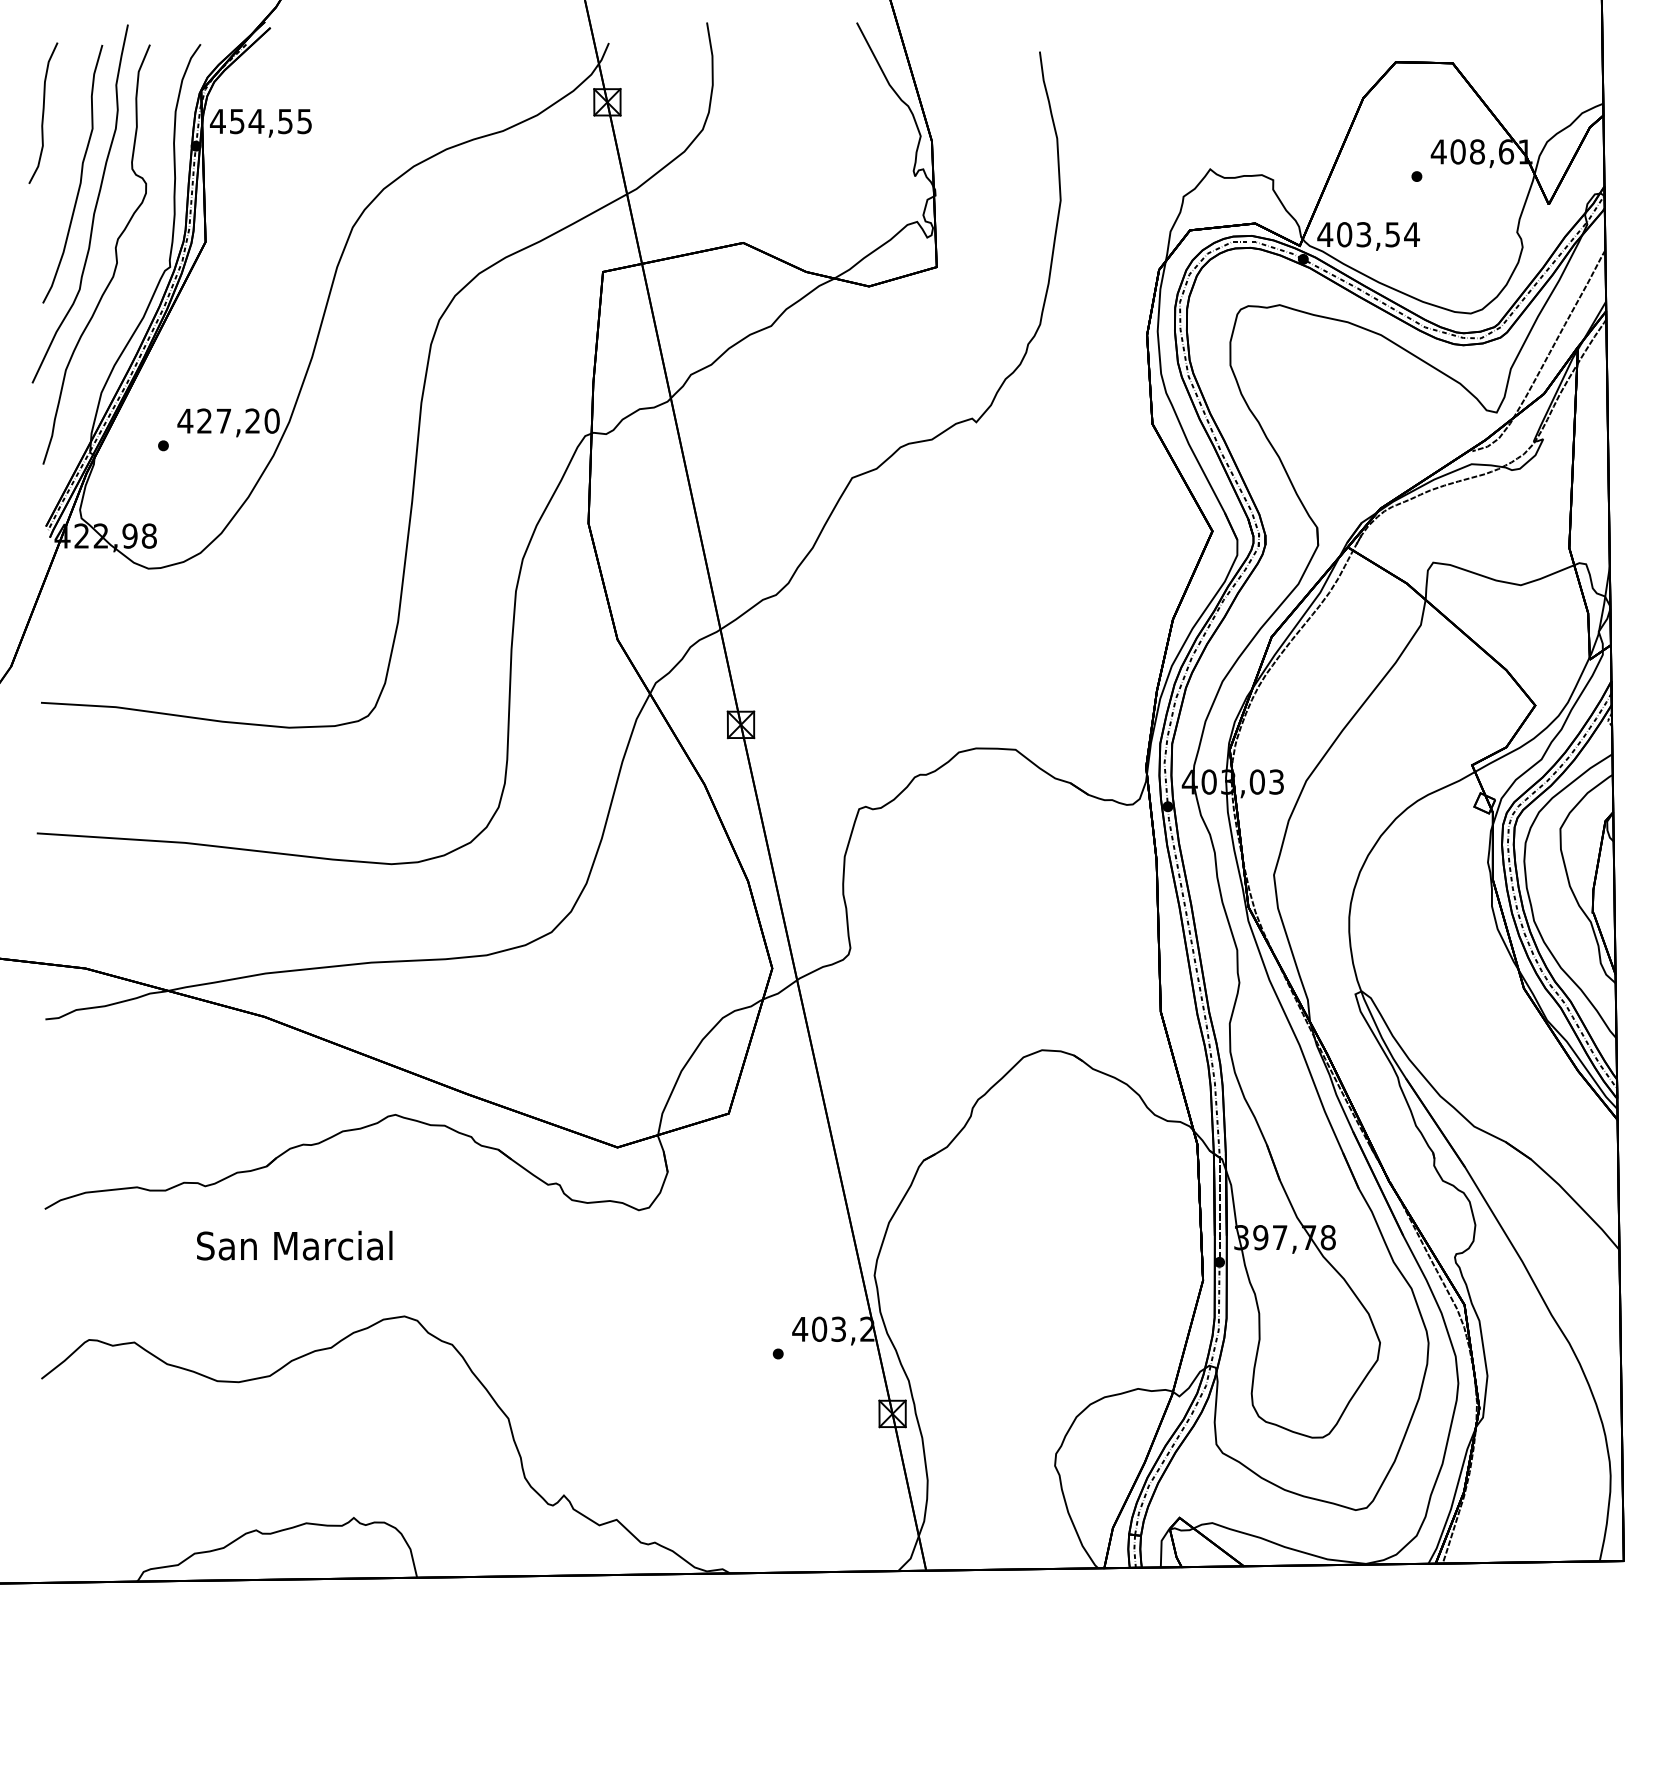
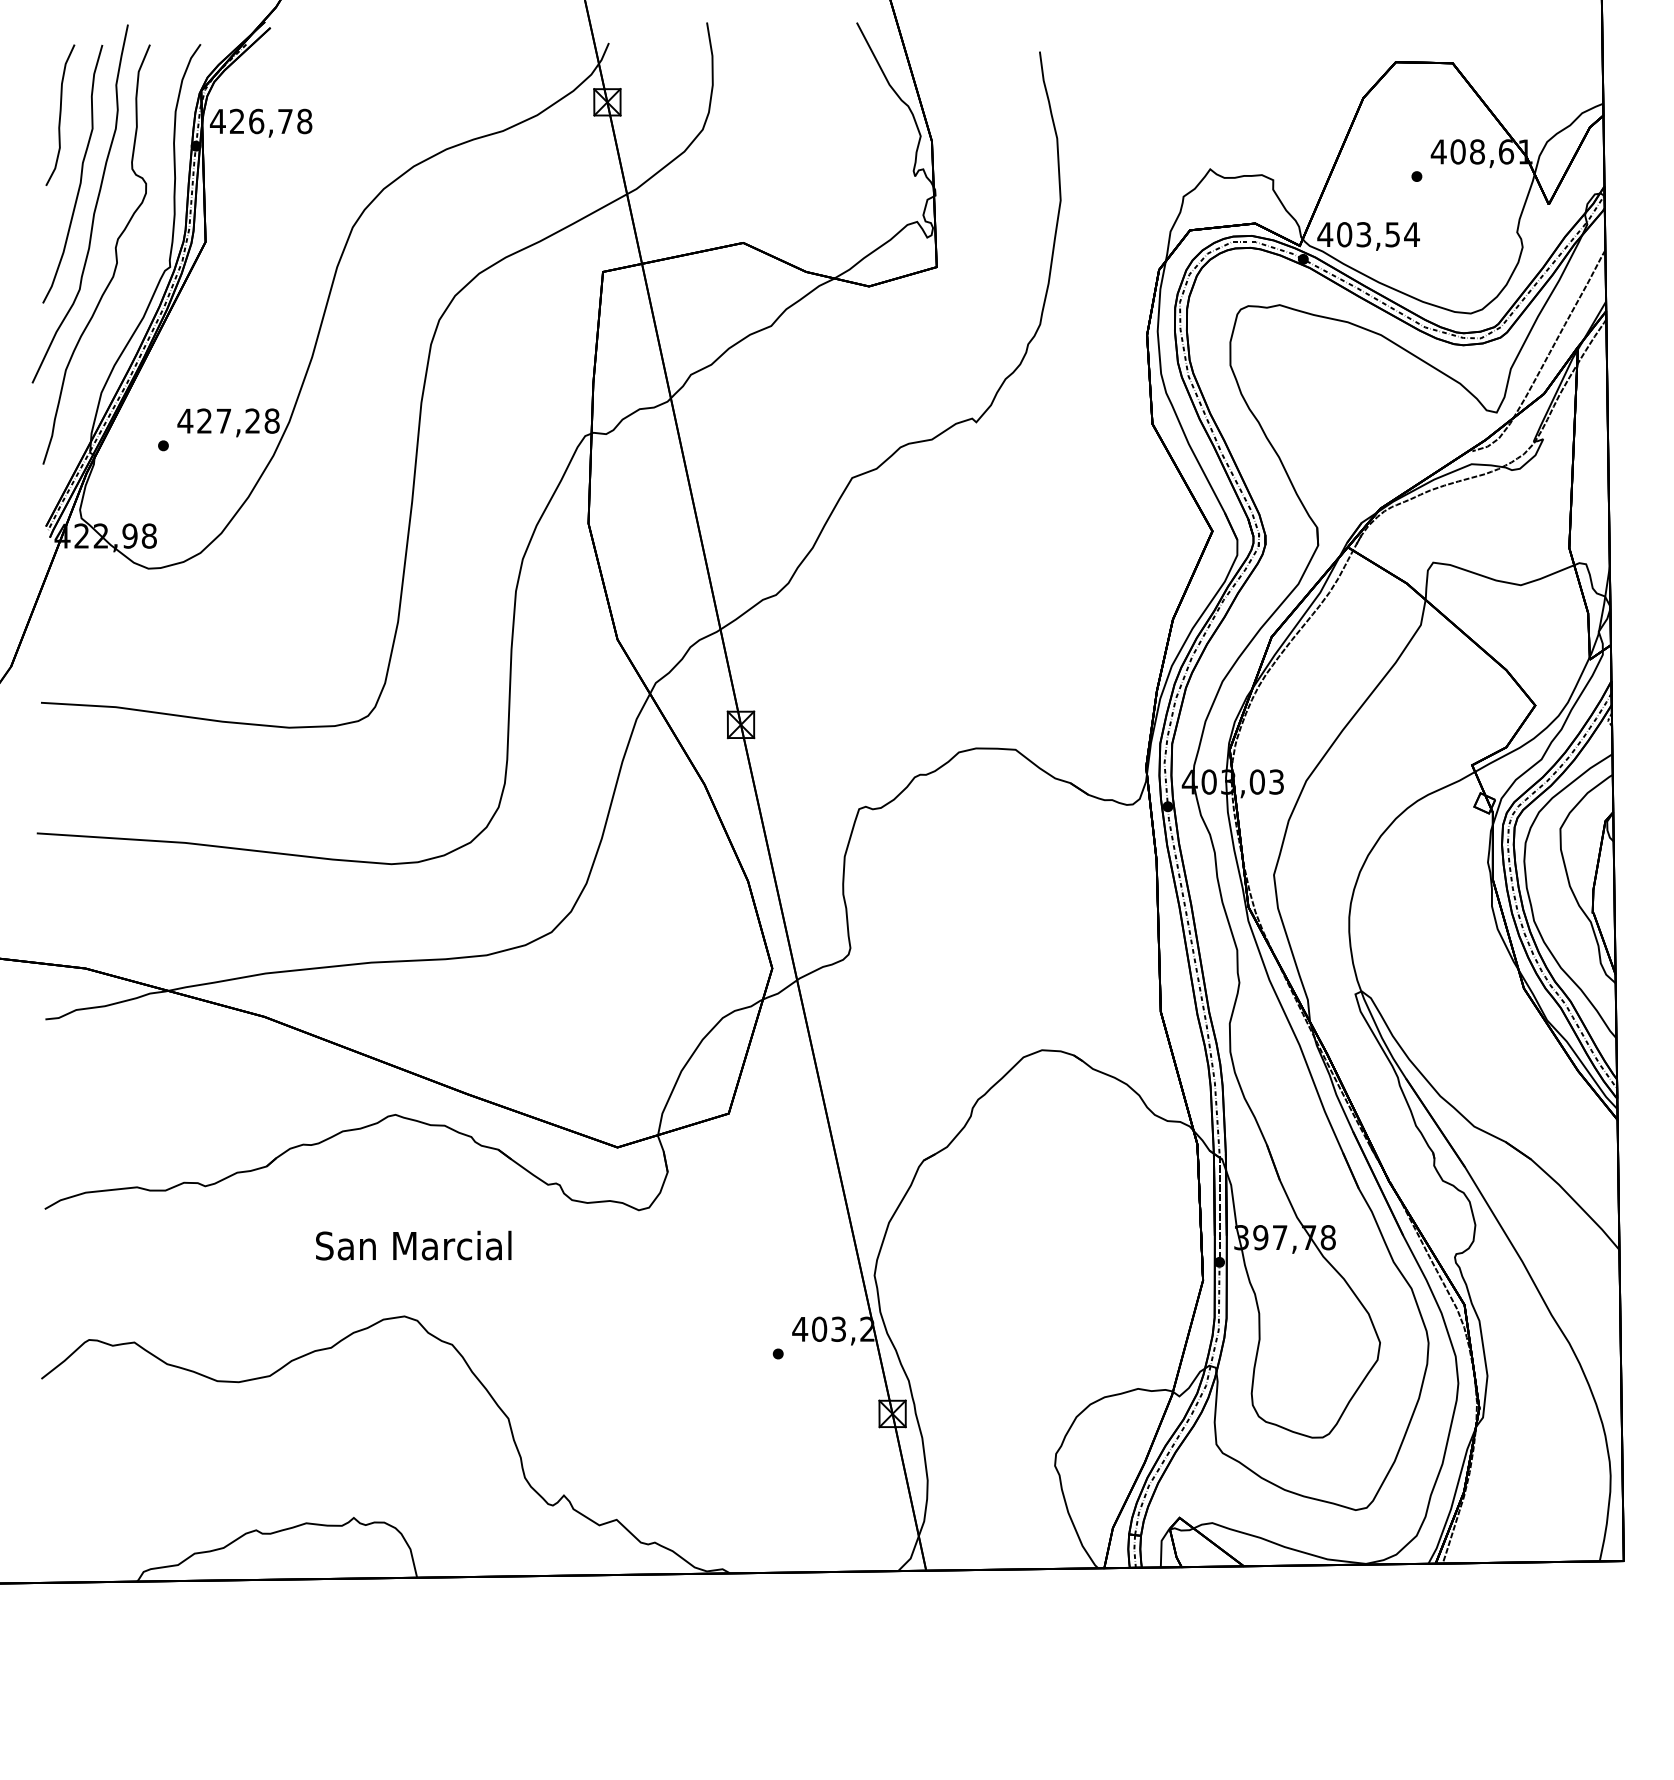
curve position: (43, 112) -> (60, 114) (60, 114)
text: 454,55 -> 426,78 (271, 121)
text: 427,20 -> 427,28 (271, 420)
text position: (294, 1245) -> (413, 1245) (413, 1245)
